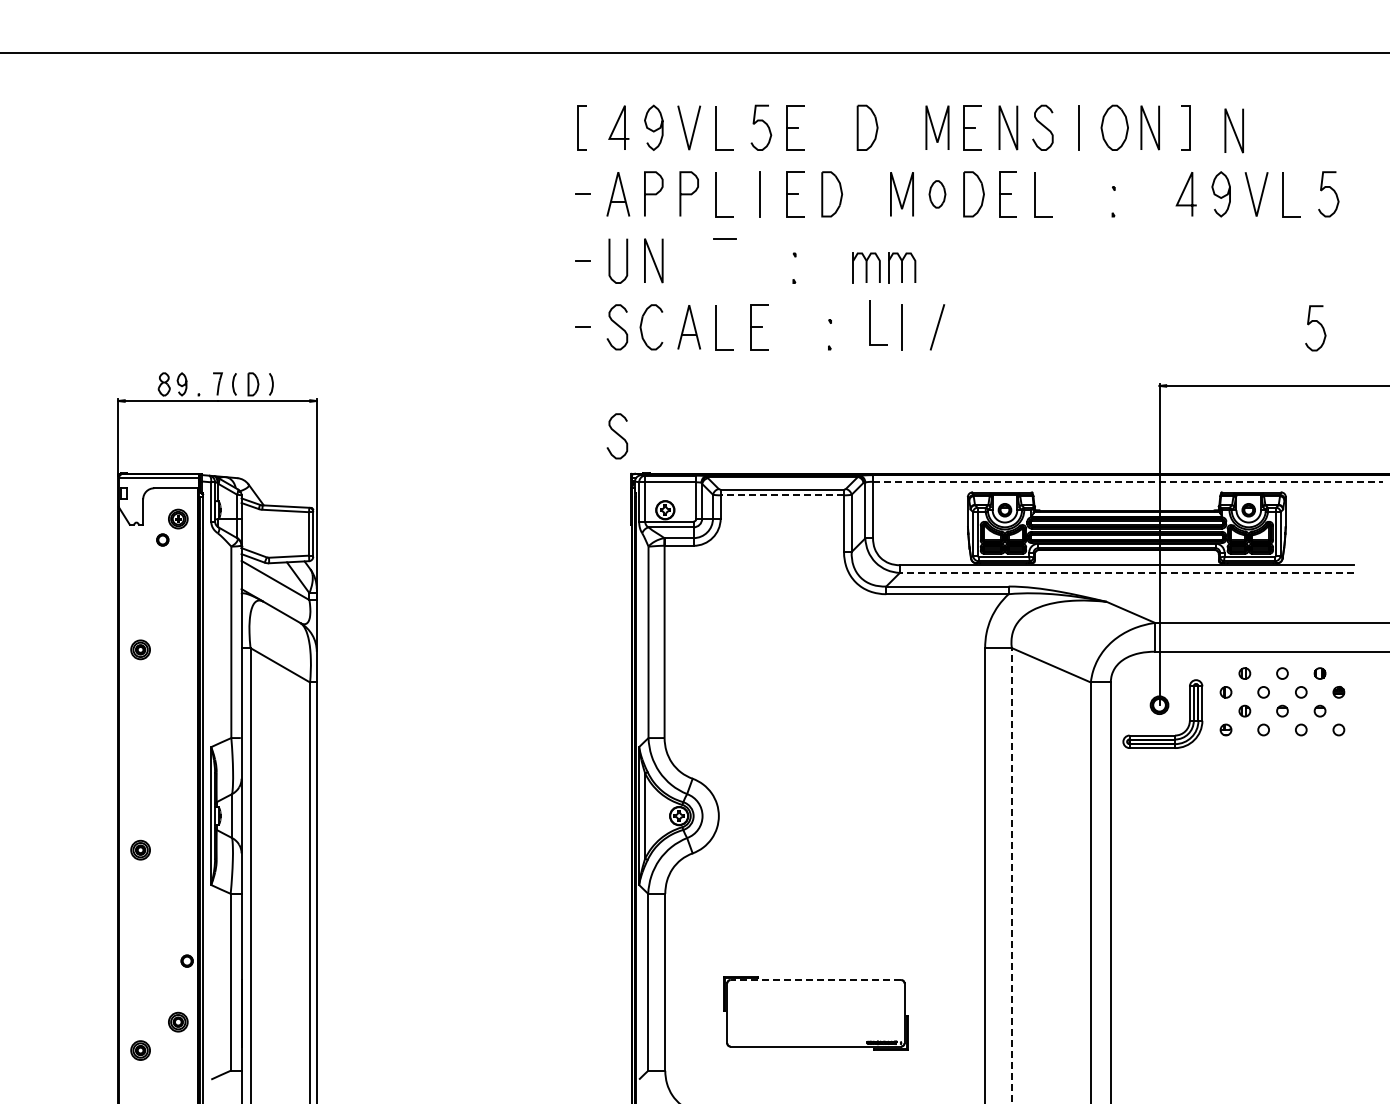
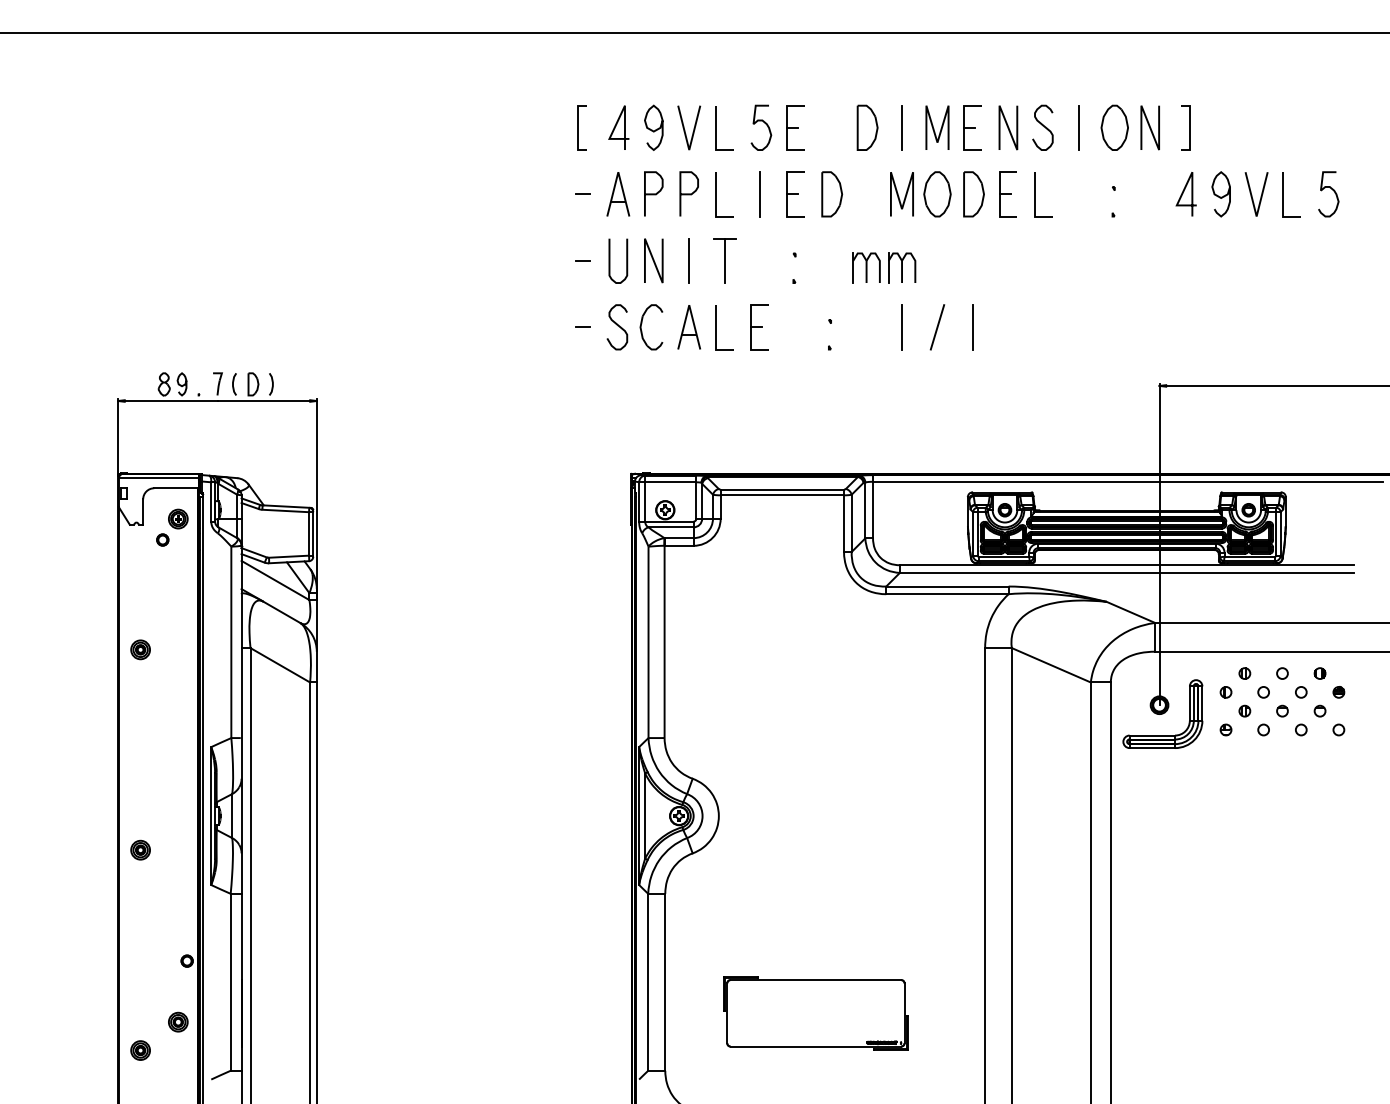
line position: (694, 53) -> (694, 33) (694, 33)
line: none -> present (902, 127)
line: present -> none (1233, 130)
part size: 19x29 px -> 29x47 px (937, 194)
line: none -> present (689, 260)
line: none -> present (724, 260)
line: present -> none (870, 322)
curve: present -> none (1319, 324)
line: none -> present (972, 327)
curve: present -> none (617, 435)
line: dashed -> solid (1127, 481)
line: dashed -> solid (782, 495)
line: dashed -> solid (1126, 572)
line: dashed -> solid (1011, 875)
line: dashed -> solid (815, 980)
